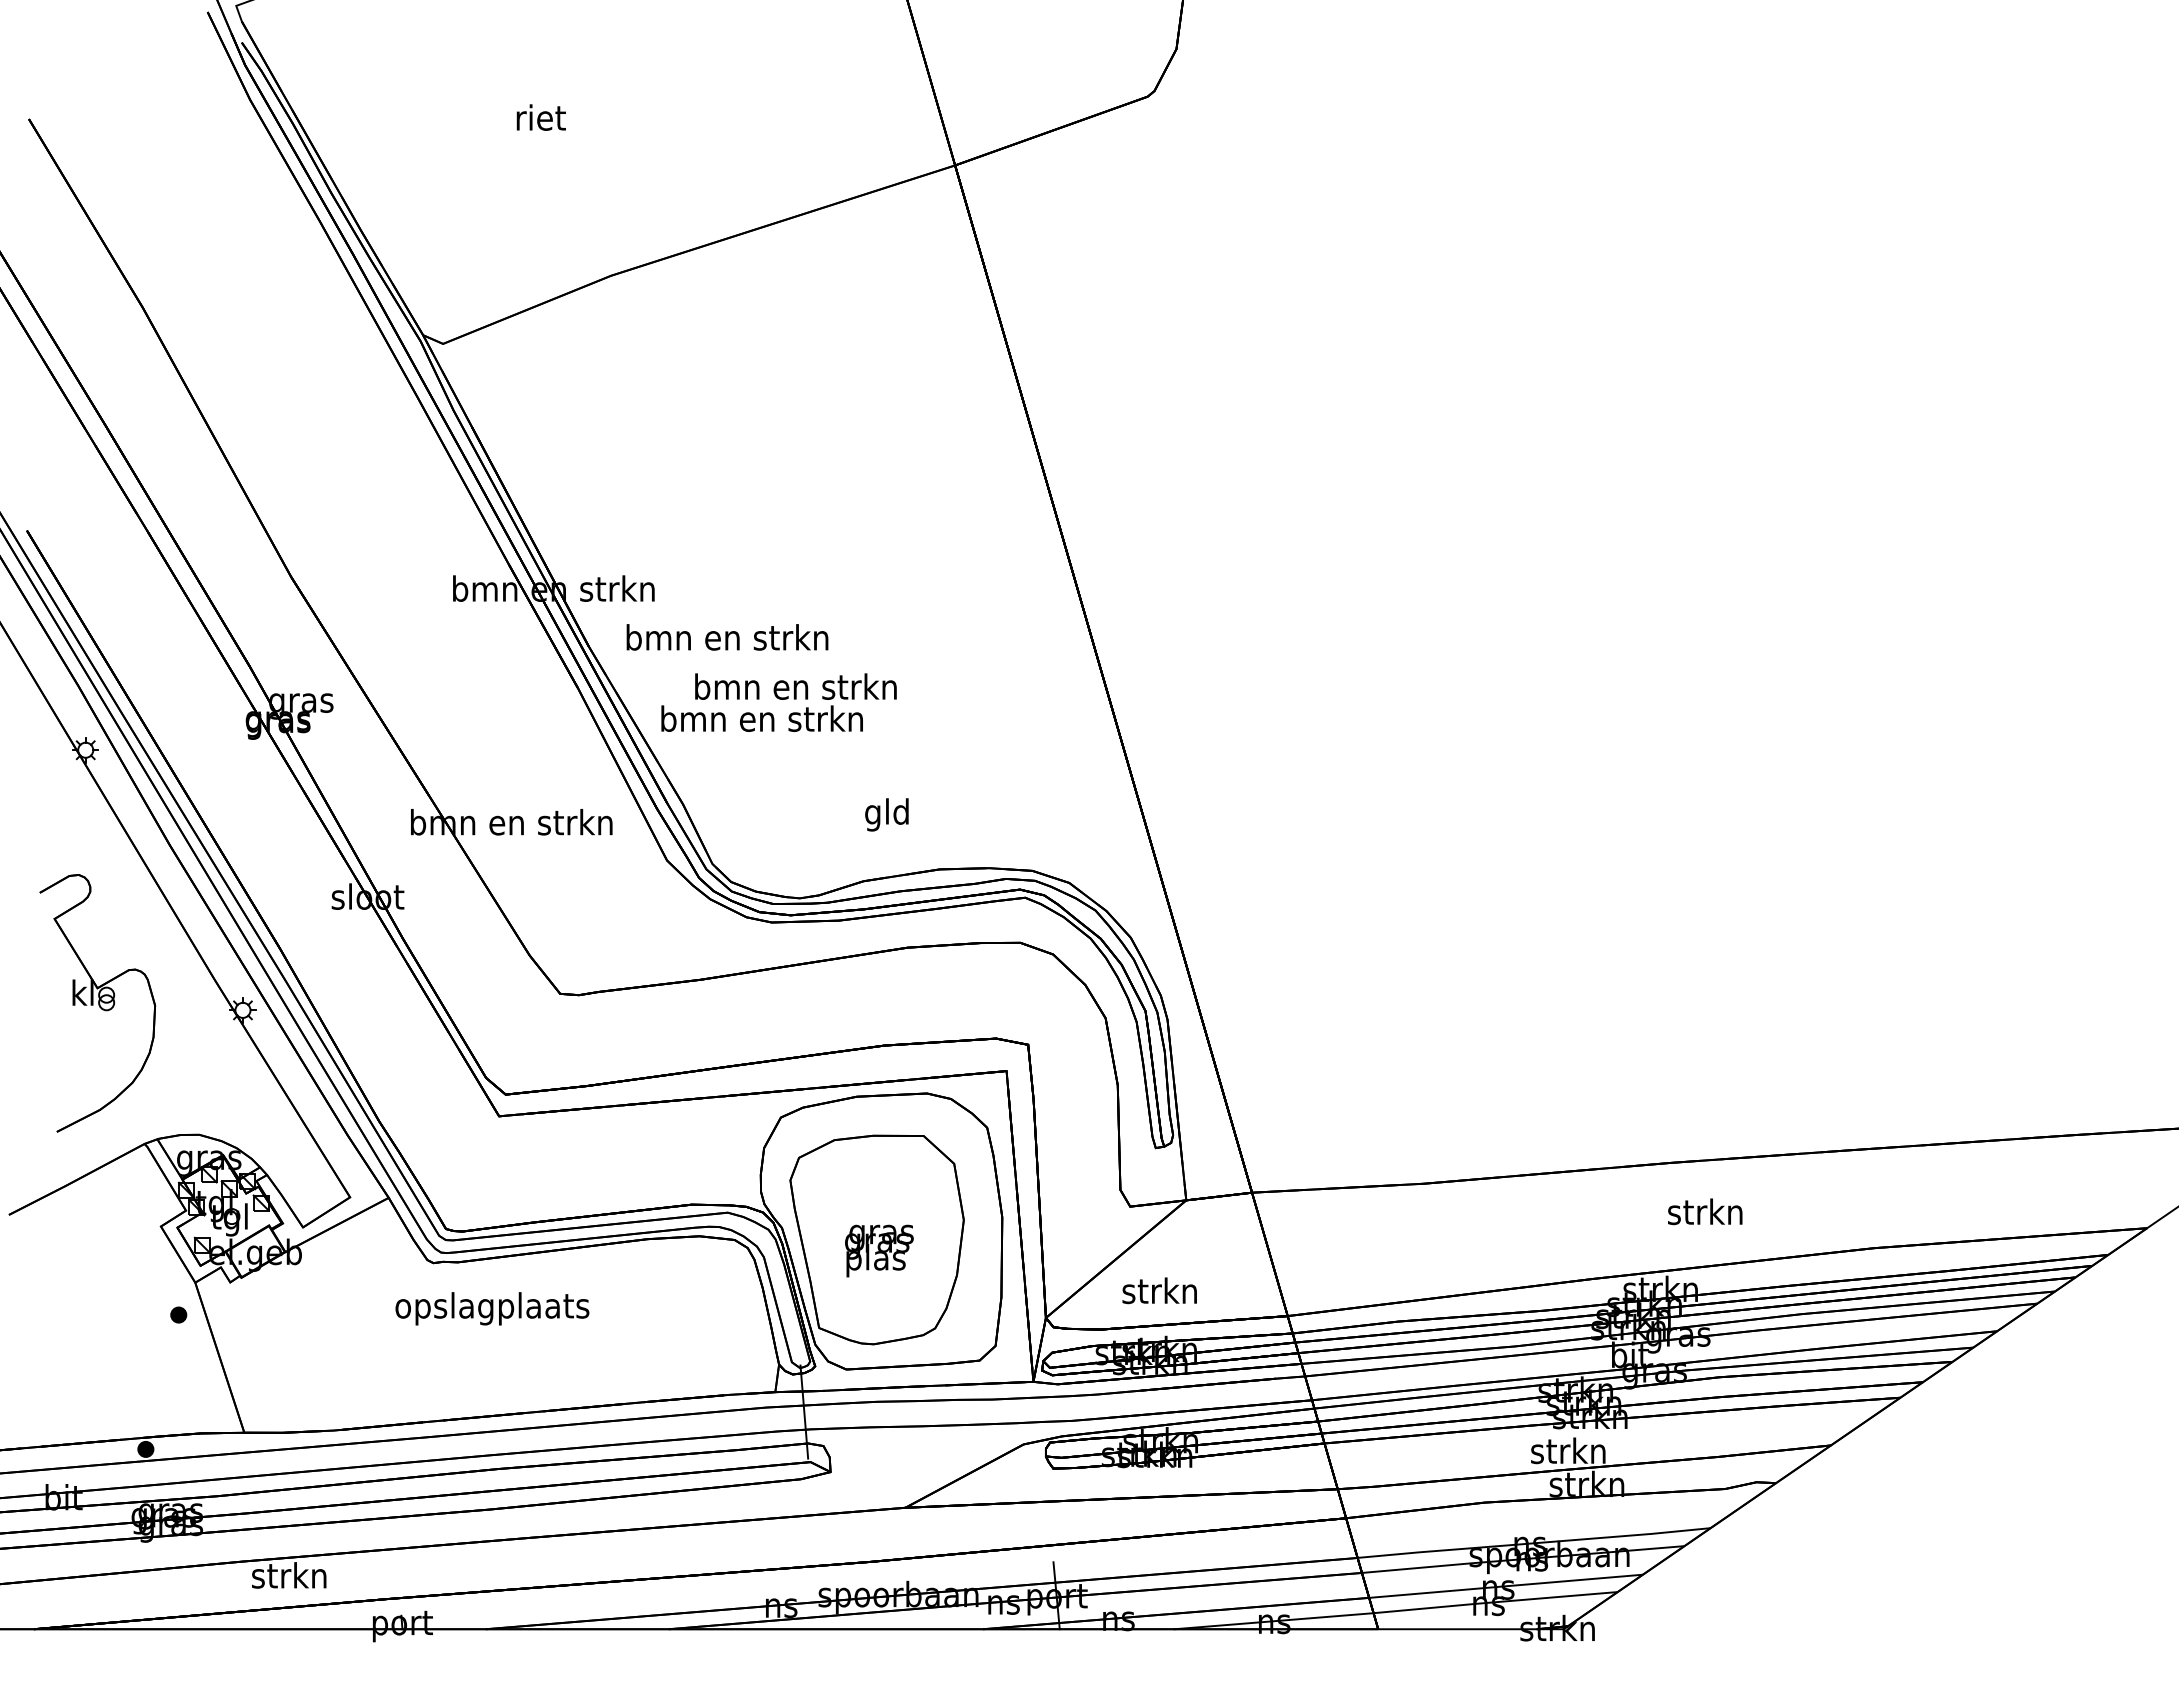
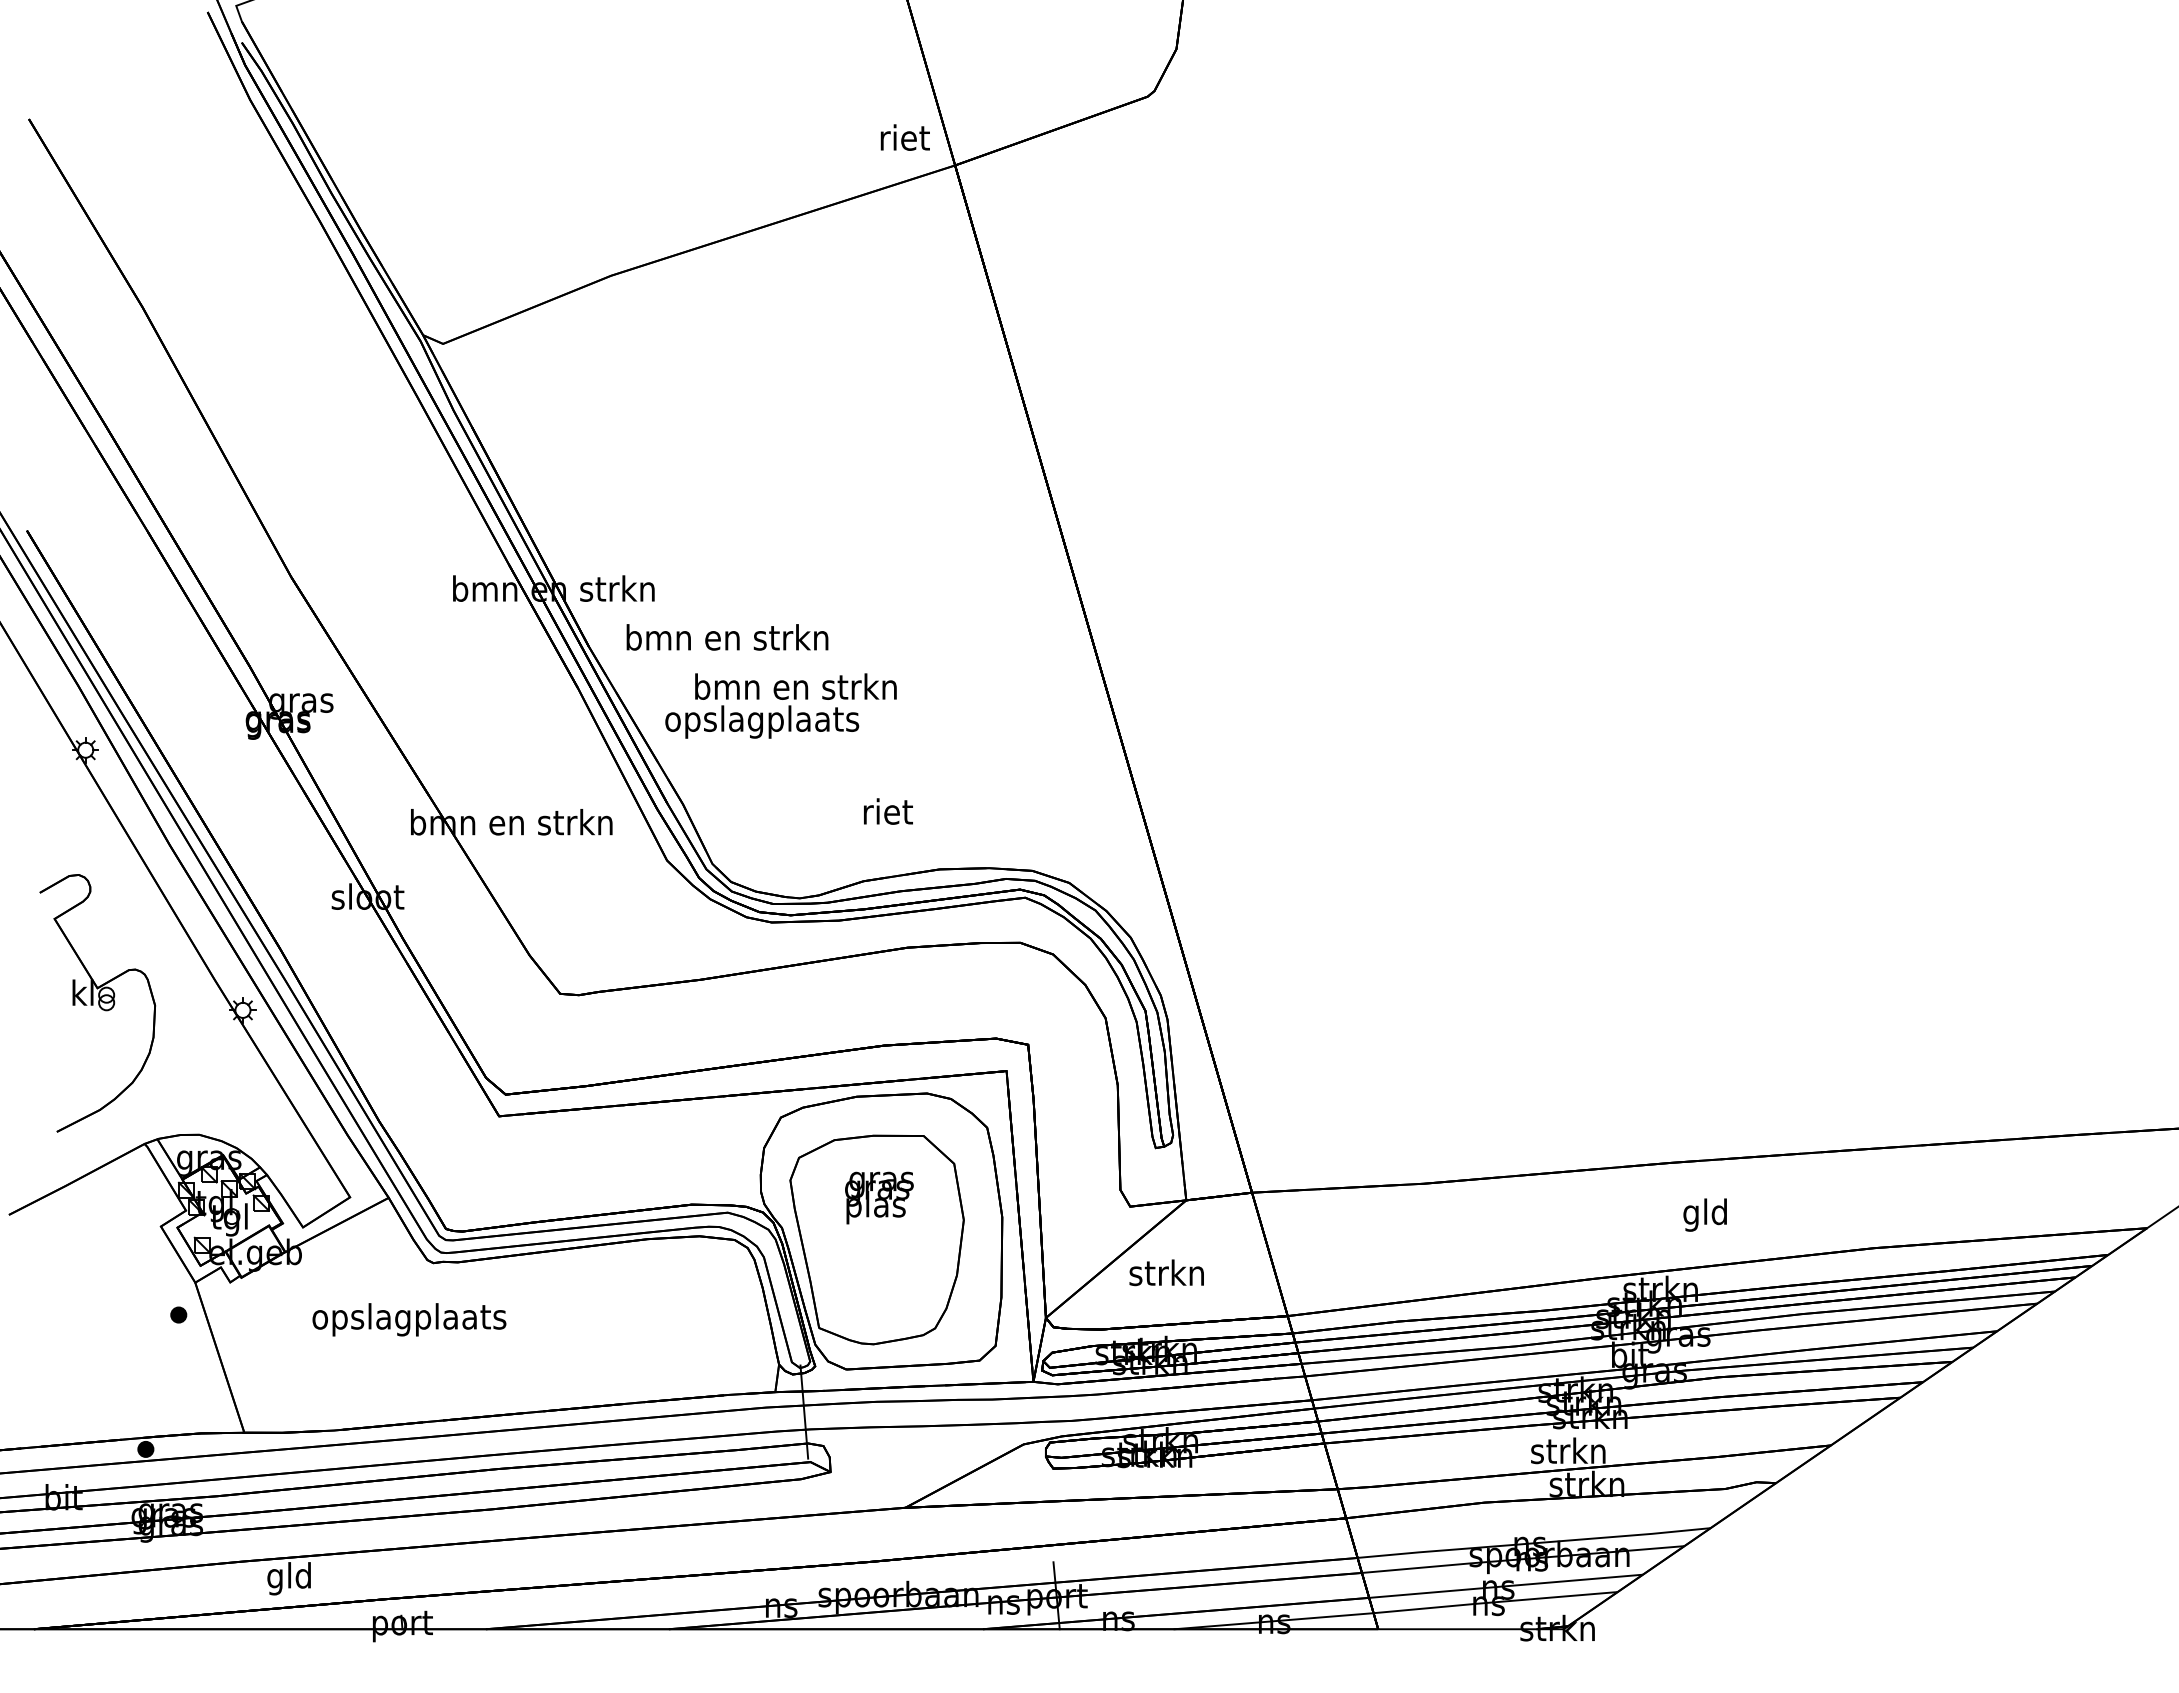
text position: (540, 117) -> (904, 137) (904, 137)
text: bmn en strkn -> opslagplaats (761, 721)
text: gld -> riet (888, 814)
text: strkn -> gld (1705, 1214)
text position: (879, 1250) -> (879, 1197) (879, 1197)
text position: (1159, 1290) -> (1166, 1272) (1166, 1272)
text position: (492, 1308) -> (409, 1319) (409, 1319)
text: strkn -> gld (289, 1578)
